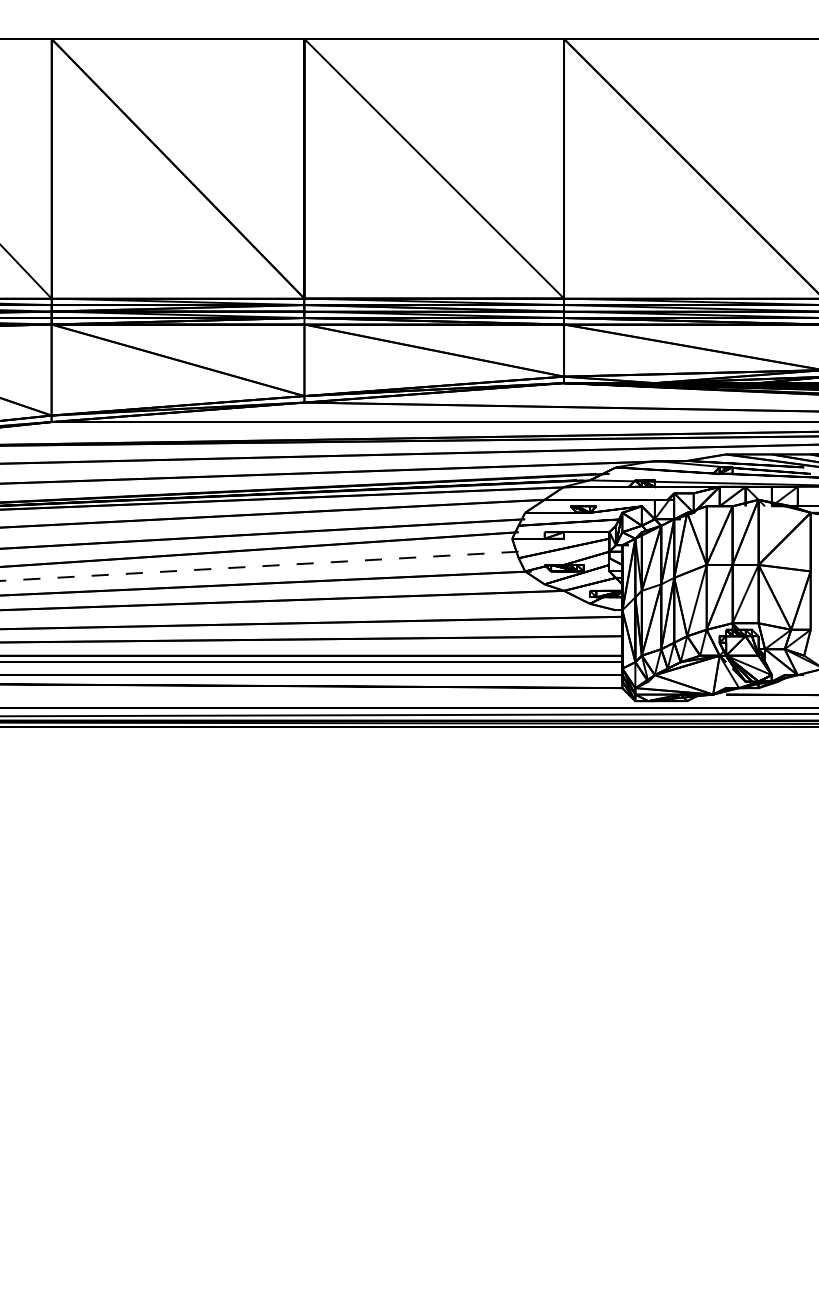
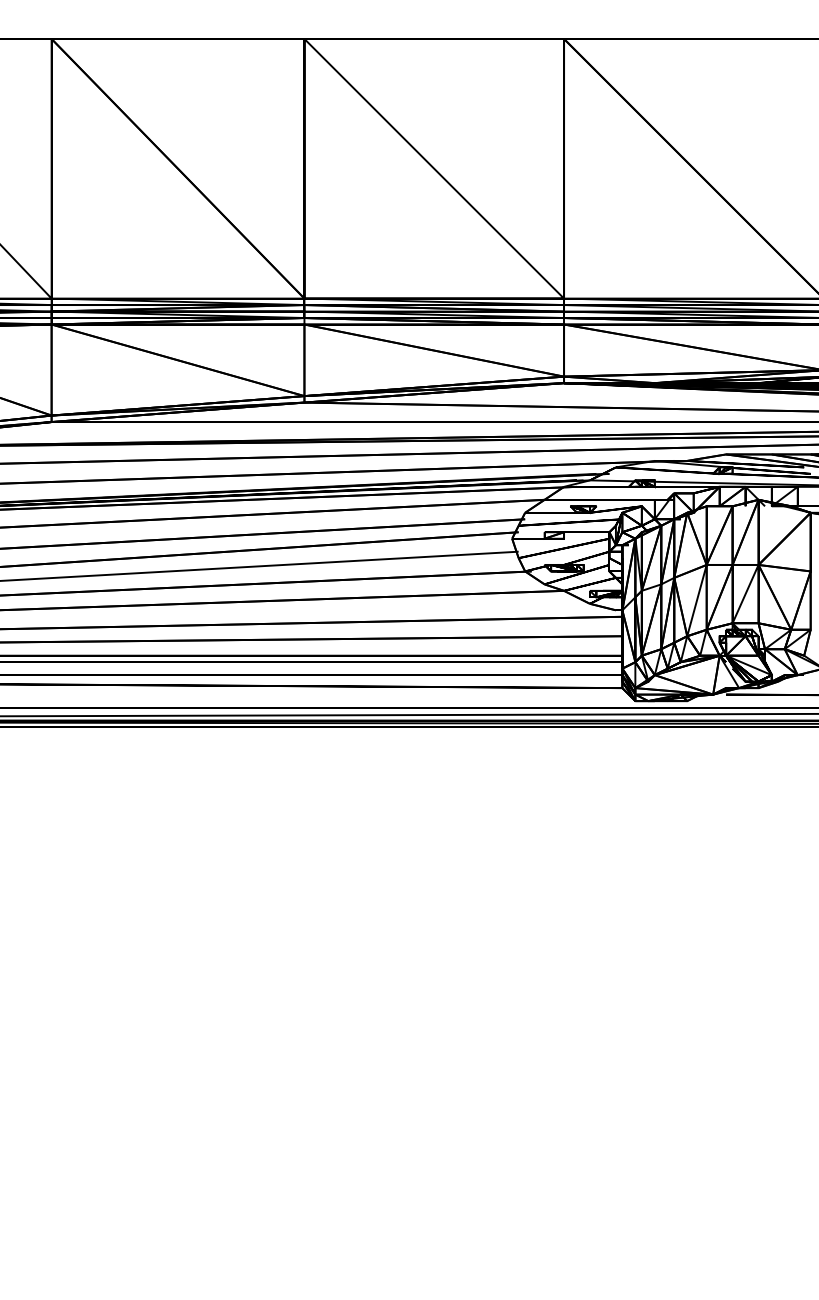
line: dashed -> solid (259, 566)
